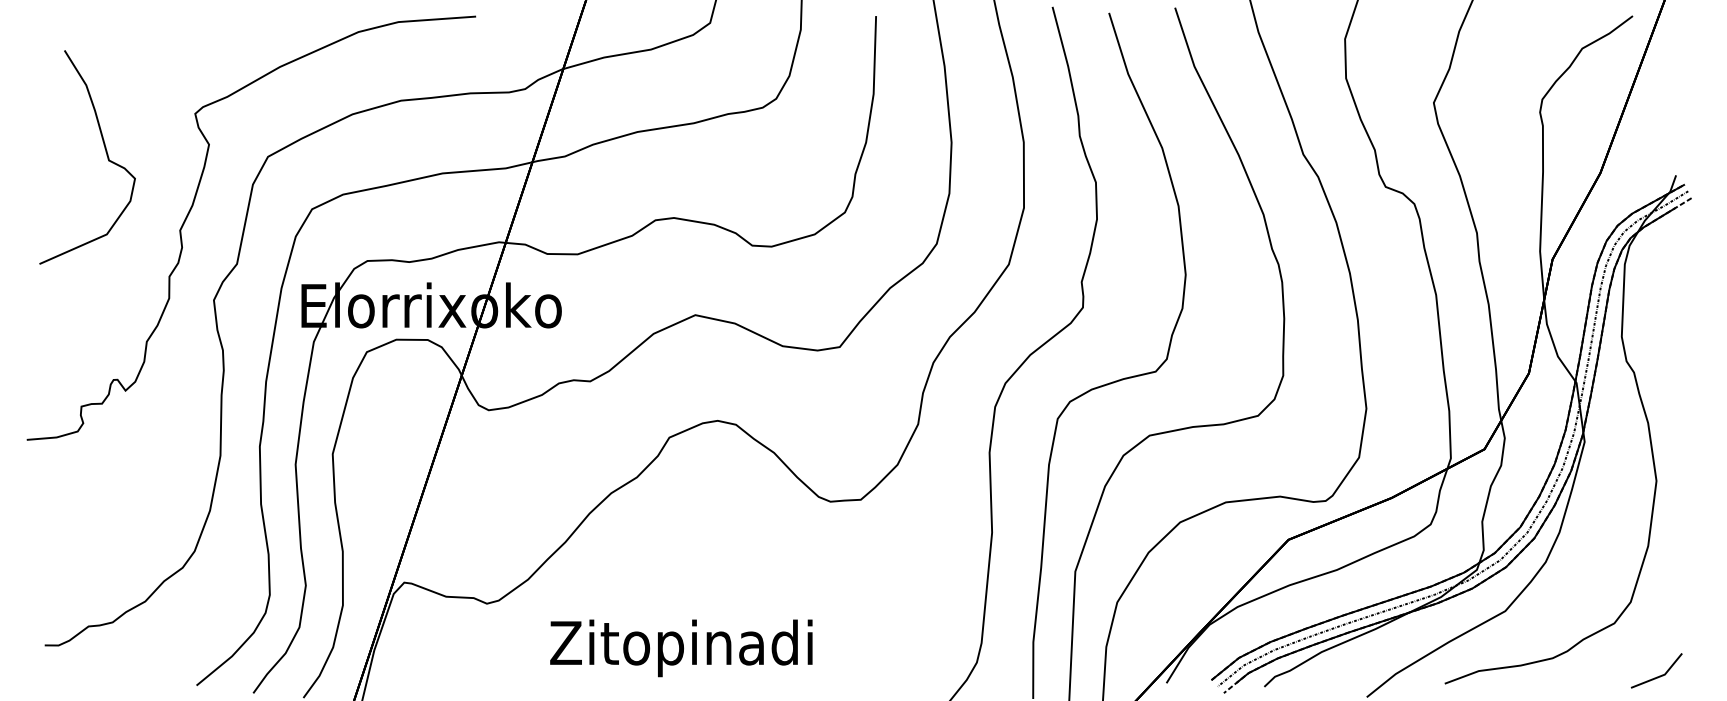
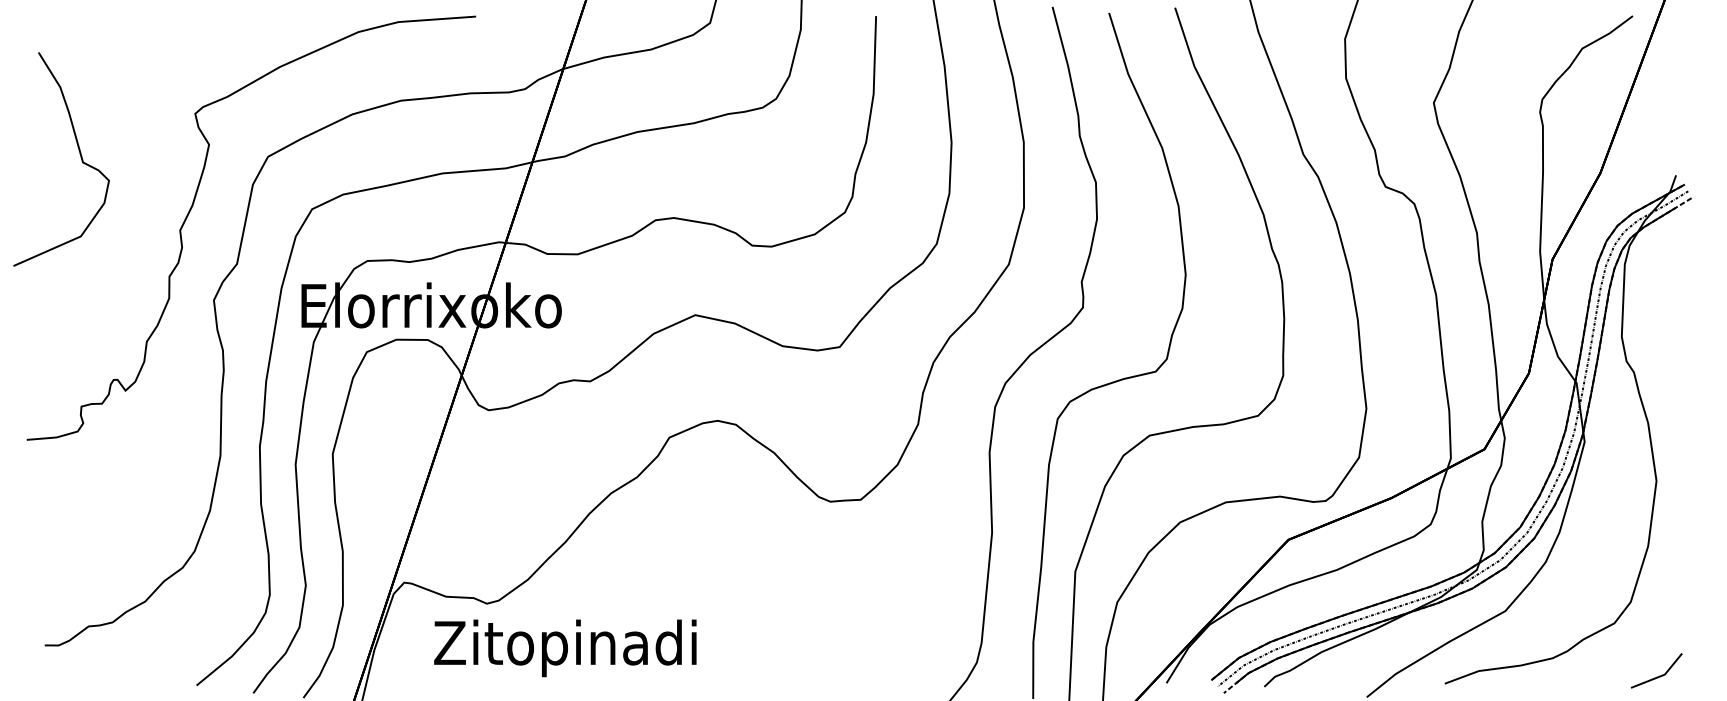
part position: (105, 152) -> (79, 154) (79, 154)
text position: (681, 648) -> (565, 648) (565, 648)
